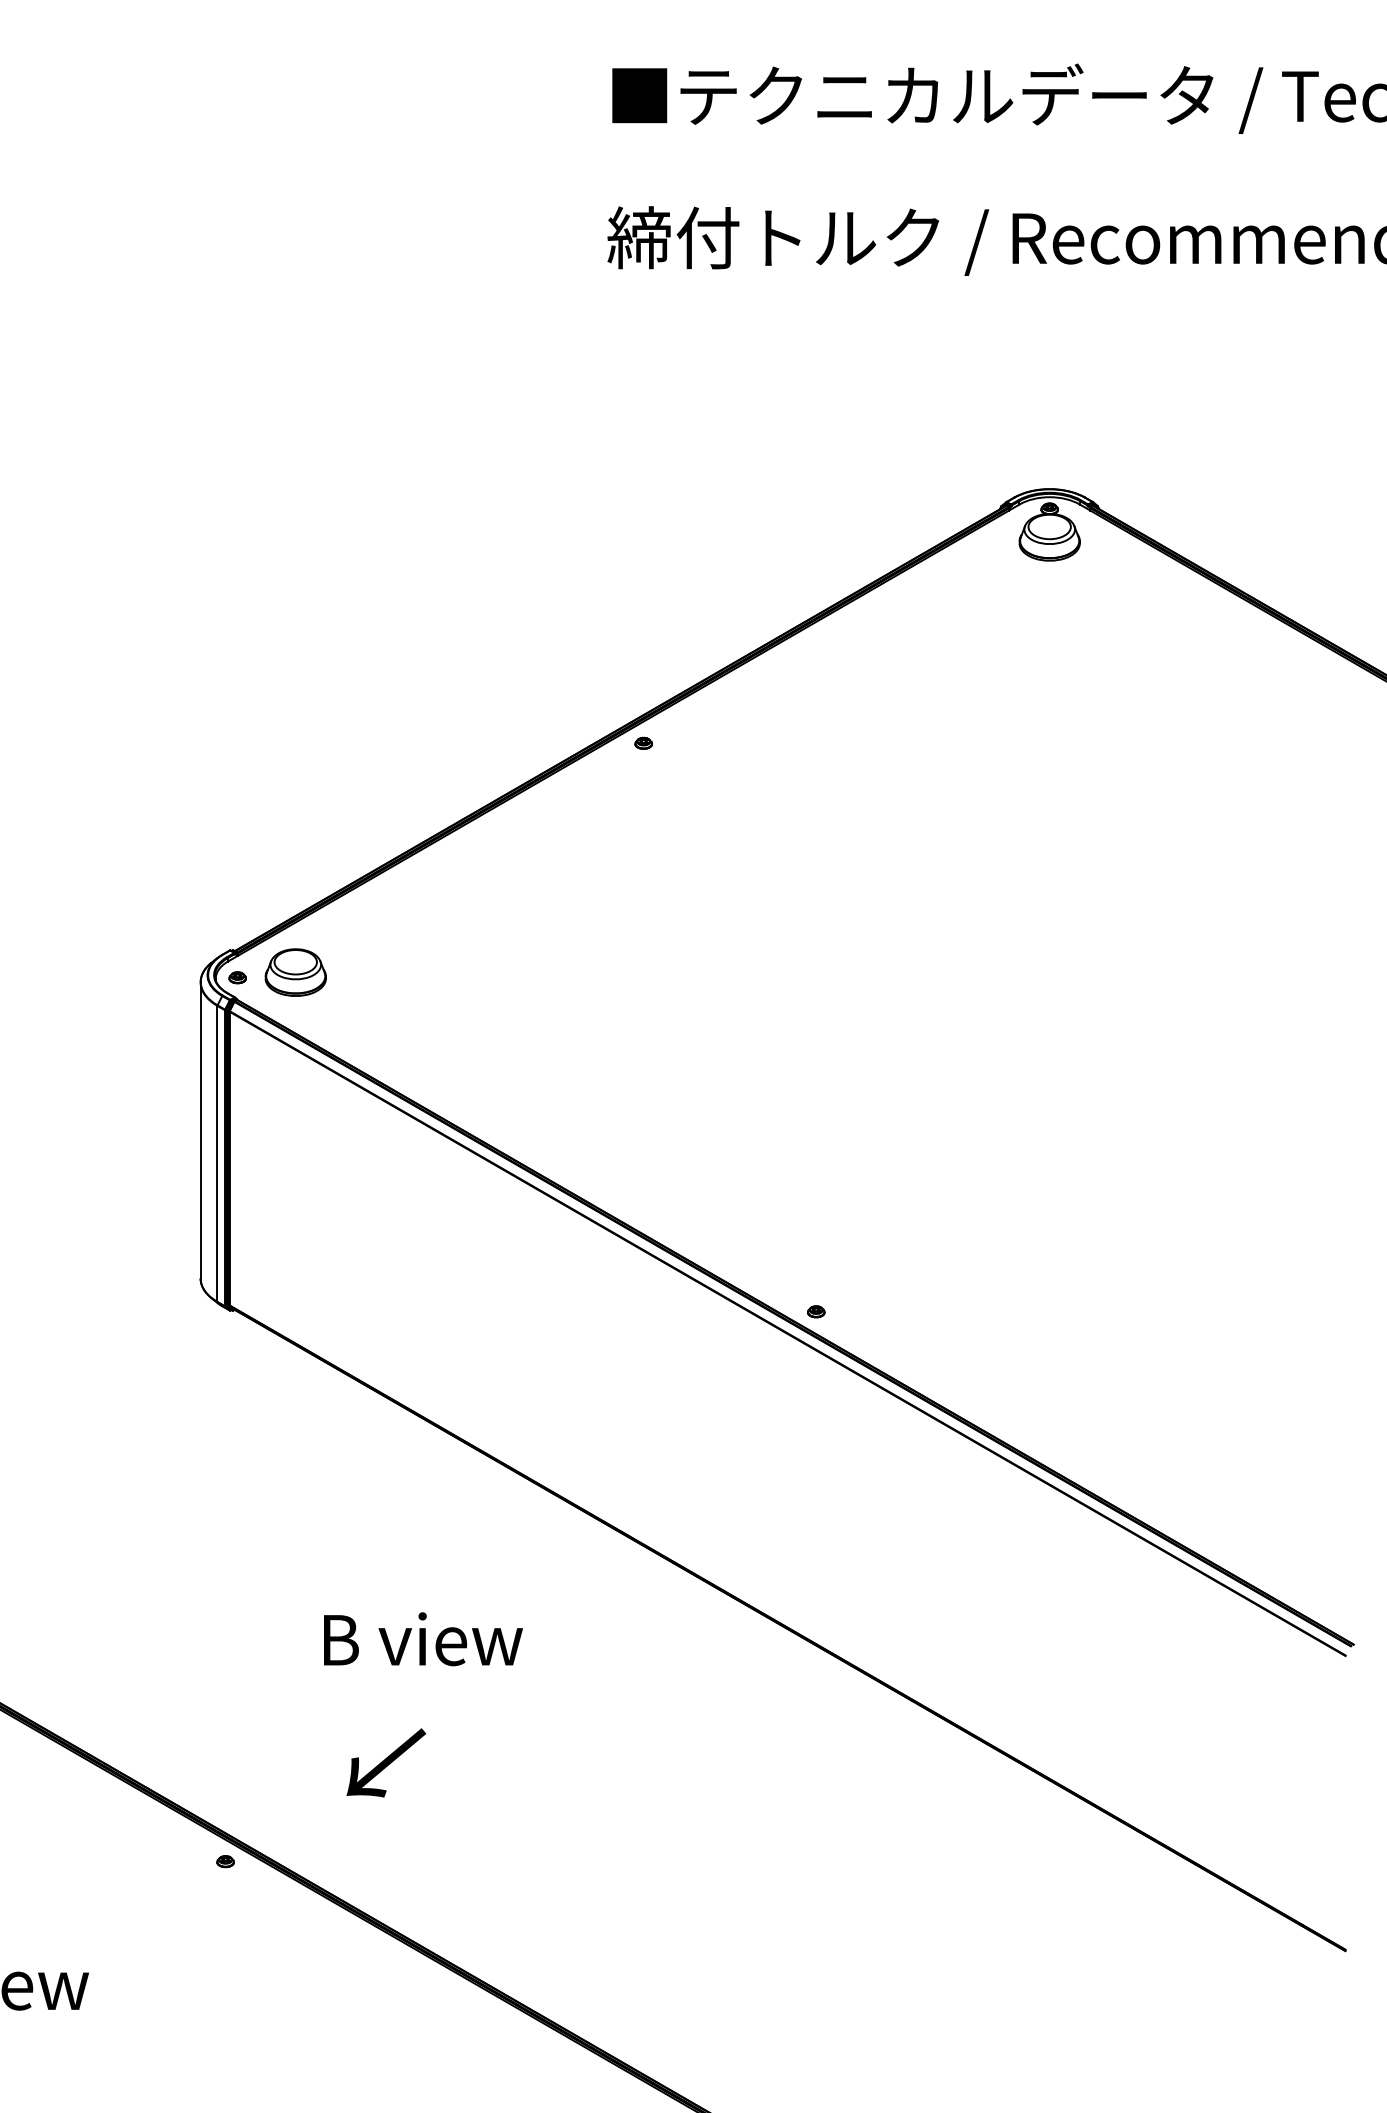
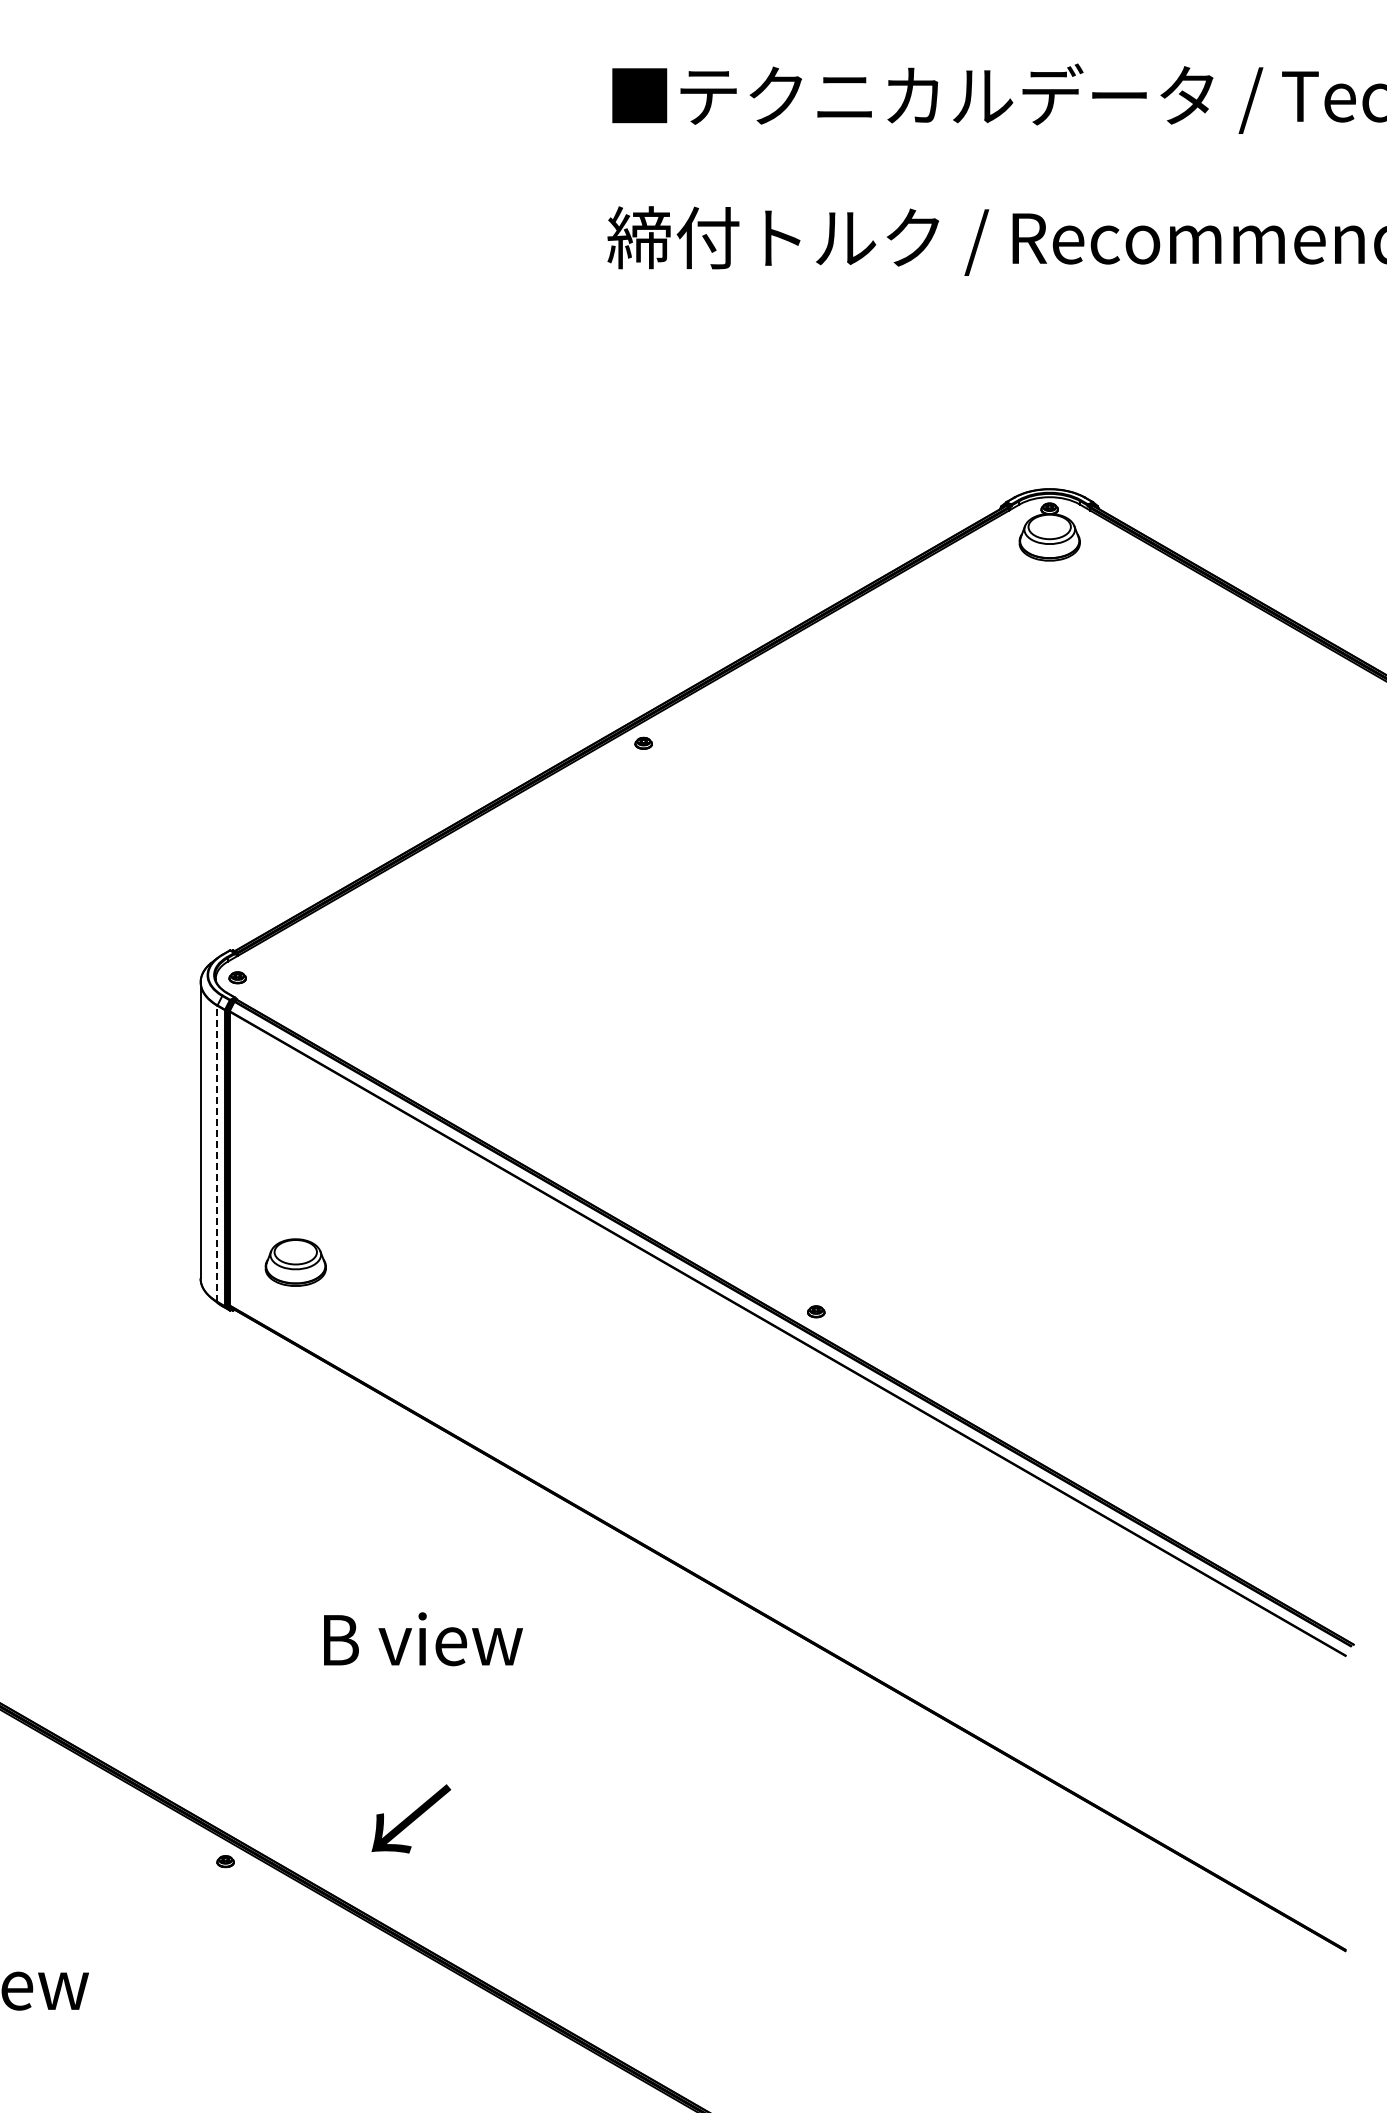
part position: (295, 972) -> (295, 1262) (295, 1262)
line: solid -> dashed (217, 1153)
text position: (386, 1762) -> (411, 1818) (411, 1818)
